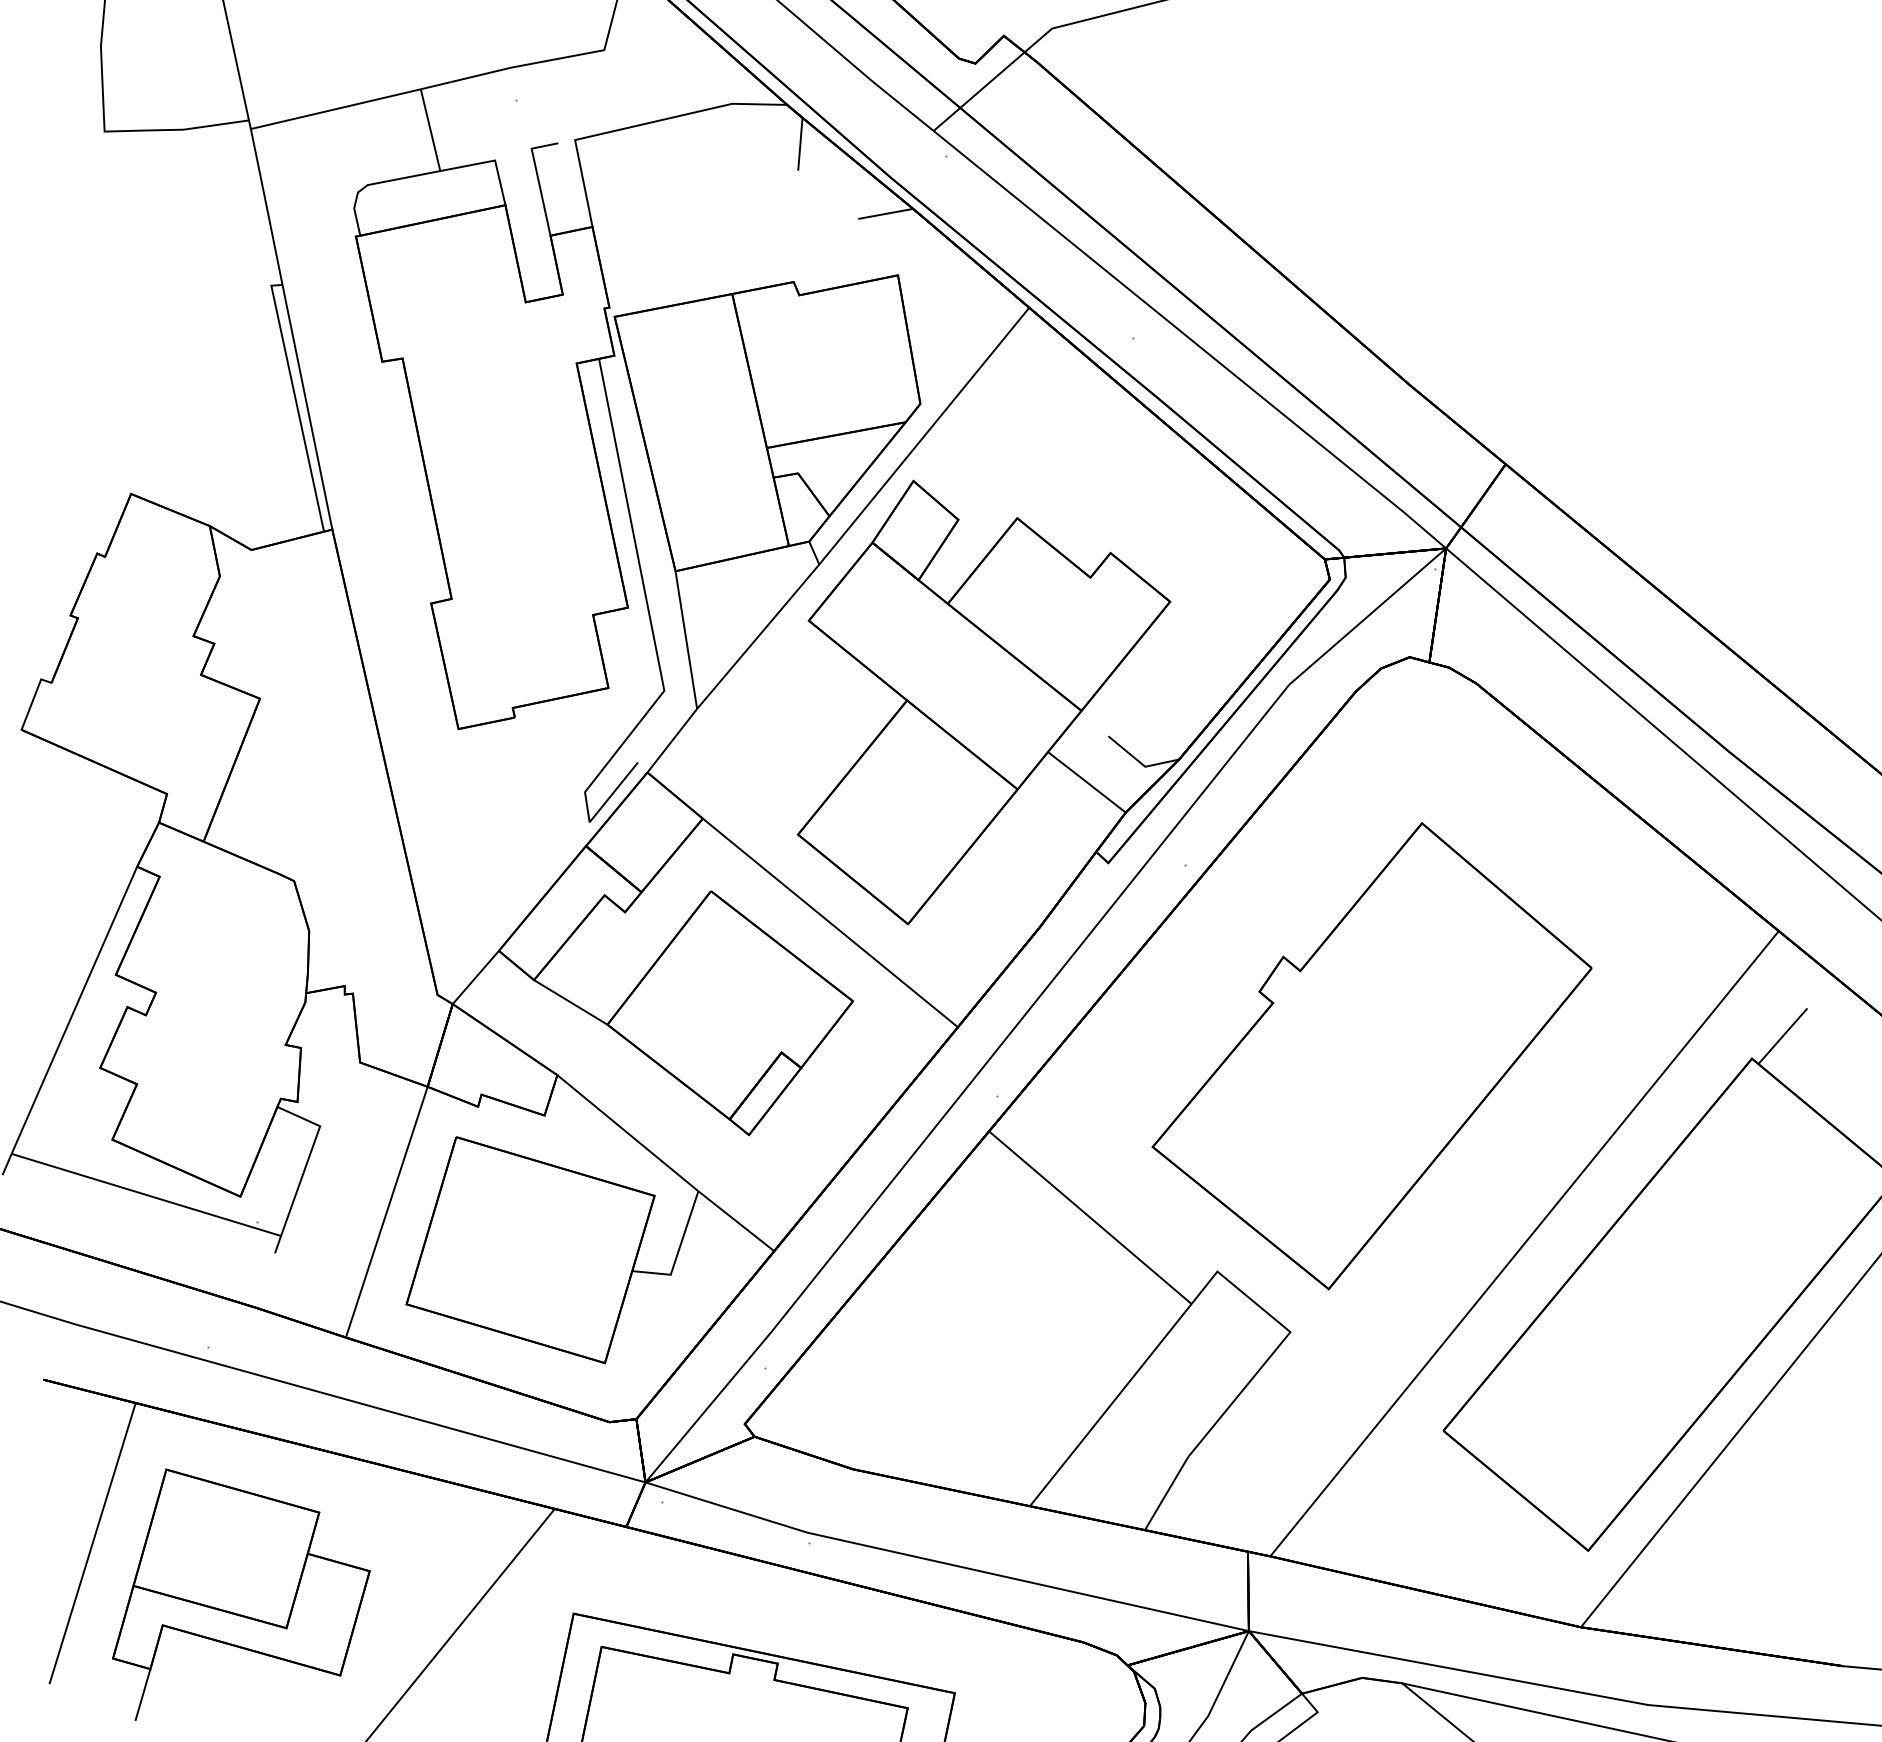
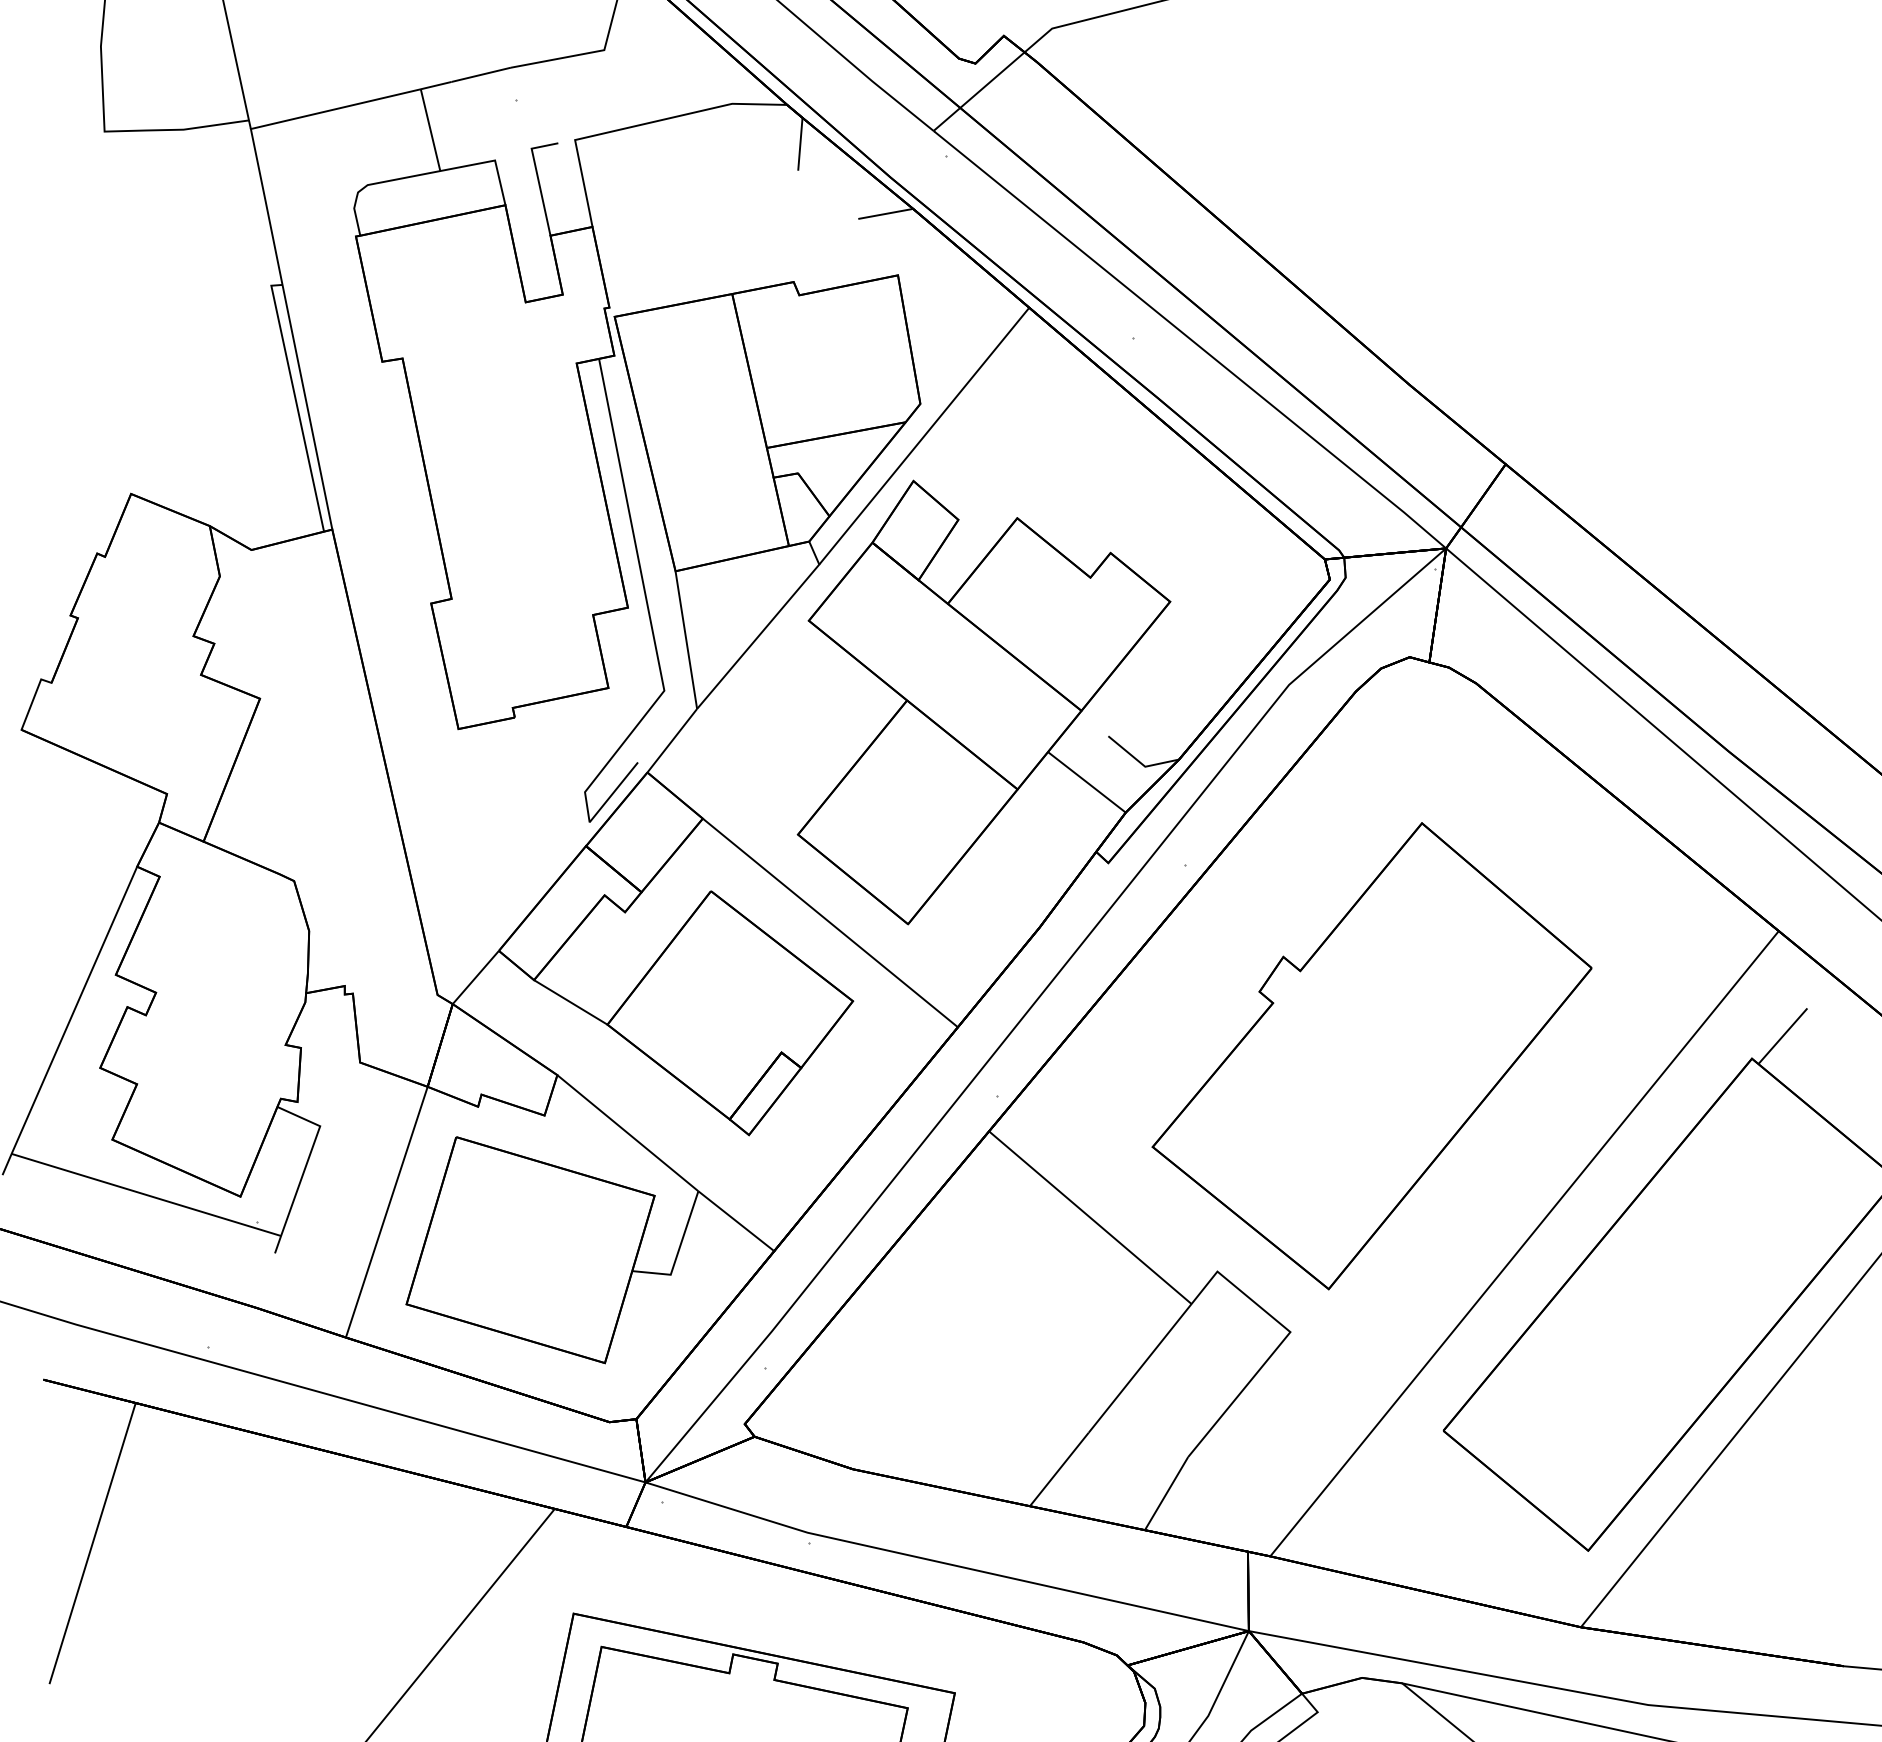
part: present -> none (241, 1594)
